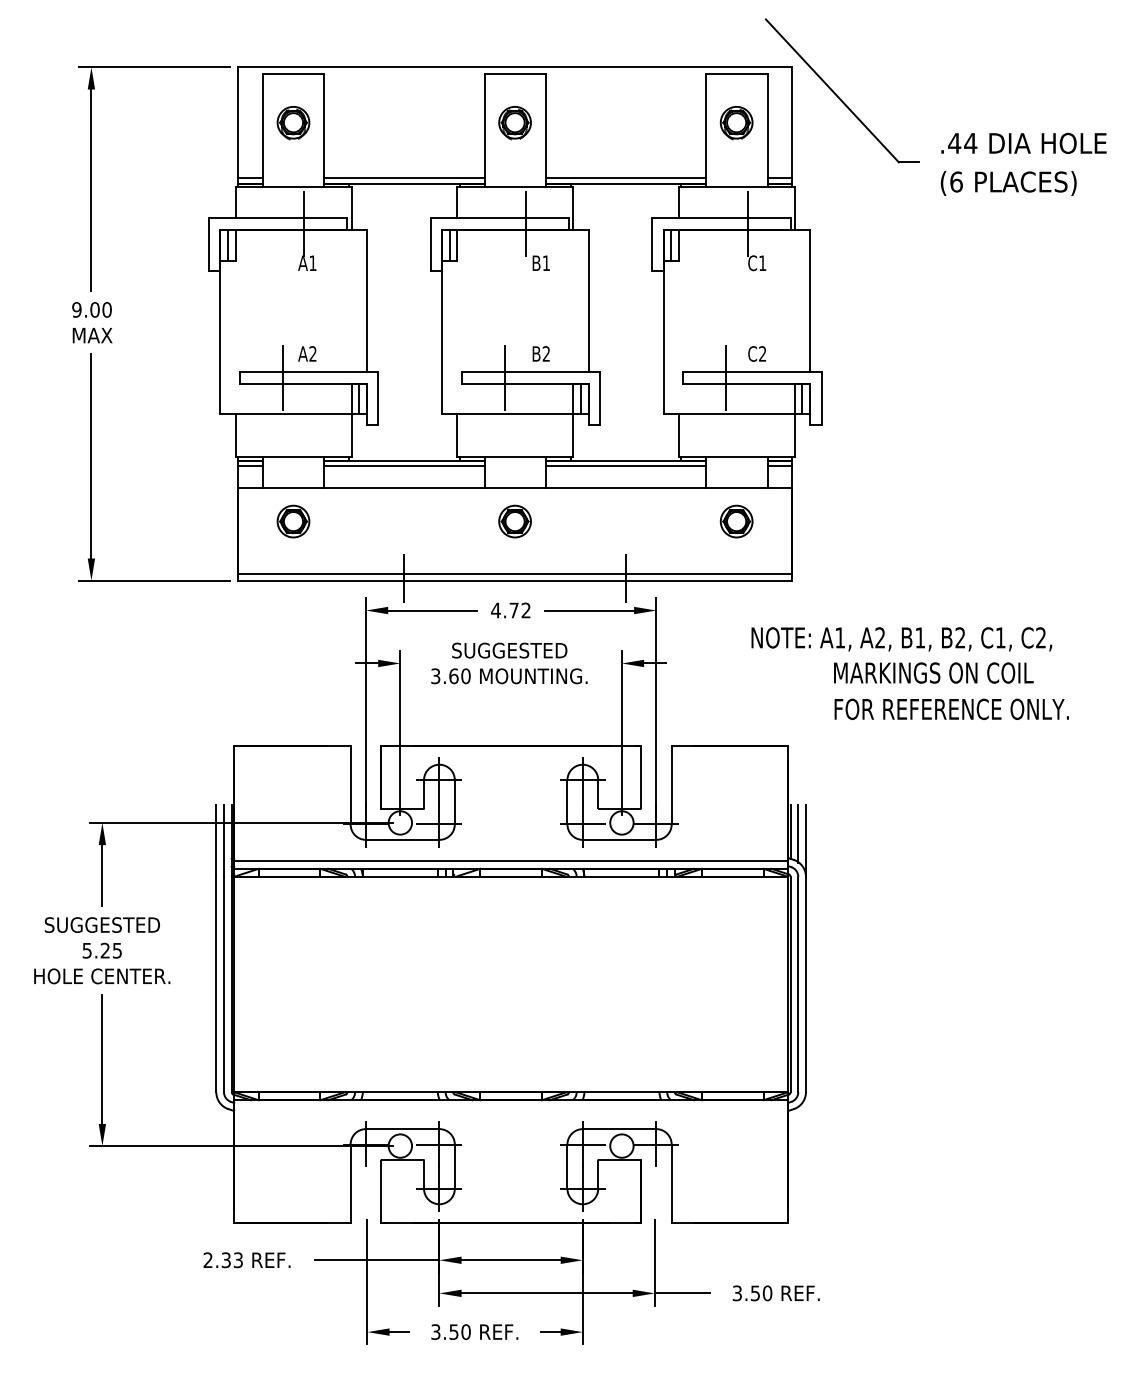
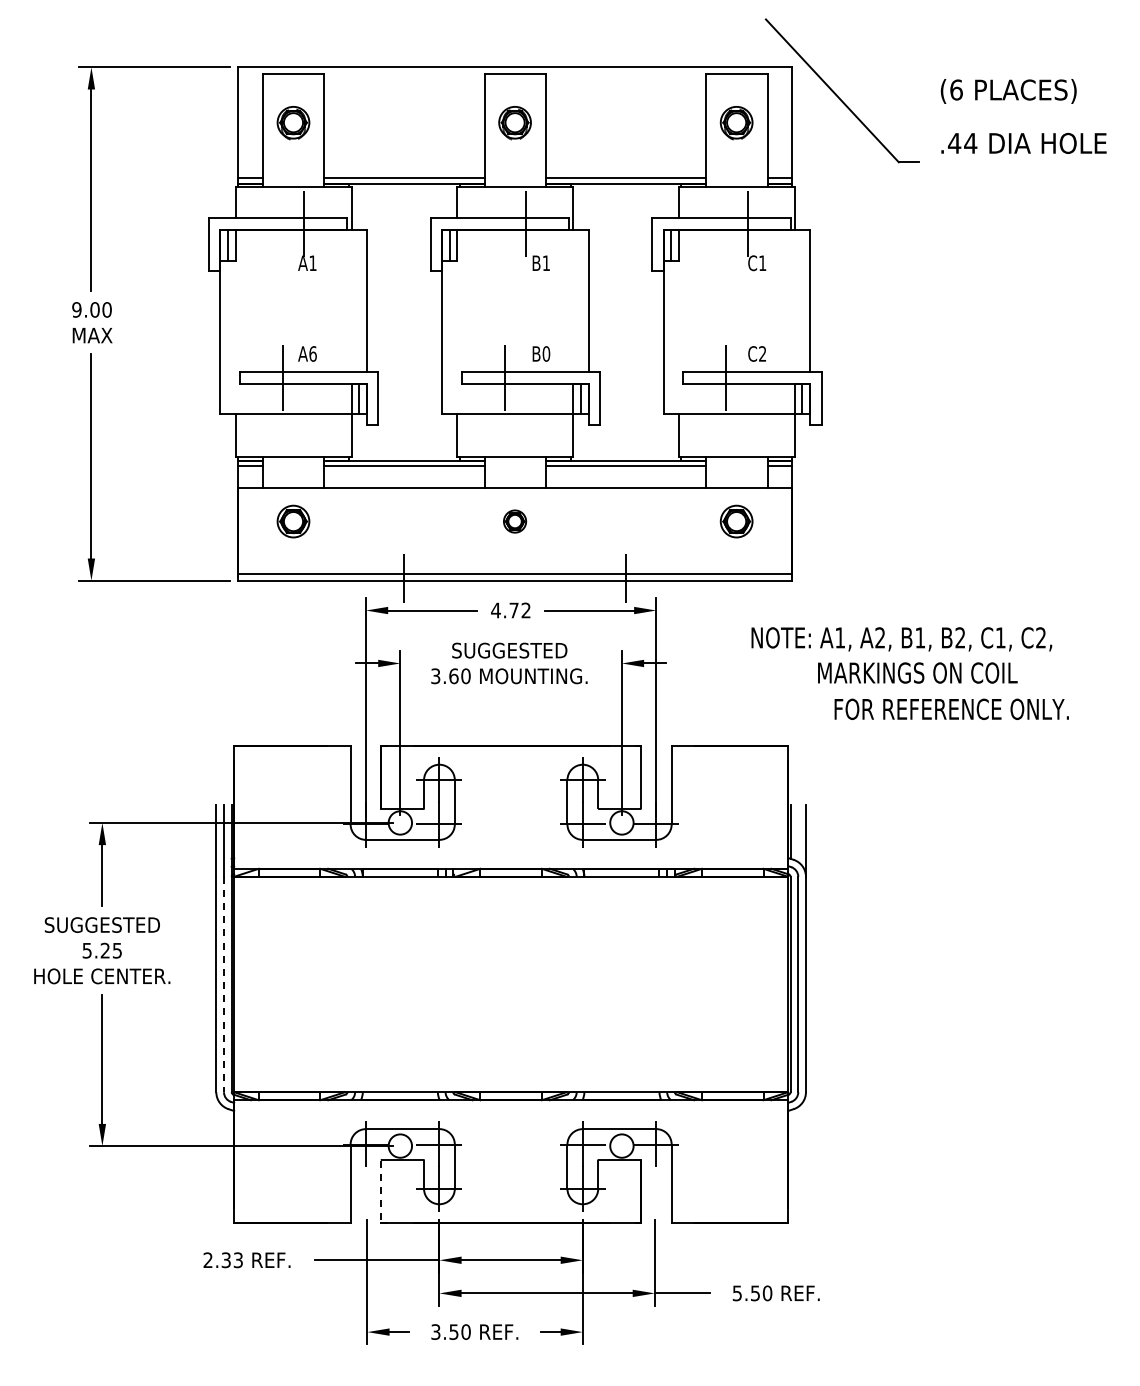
text position: (1008, 183) -> (1008, 91) (1008, 91)
text: A2 -> A6 (312, 353)
text: B2 -> B0 (546, 353)
part size: 34x35 px -> 25x25 px (515, 521)
text position: (933, 672) -> (917, 672) (917, 672)
line: present -> none (798, 833)
line: present -> none (511, 861)
line: solid -> dashed (224, 984)
line: solid -> dashed (381, 1192)
text: 3.50 -> 5.50 (737, 1292)
